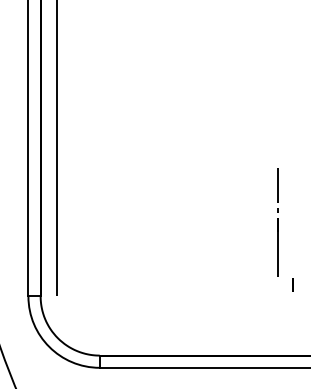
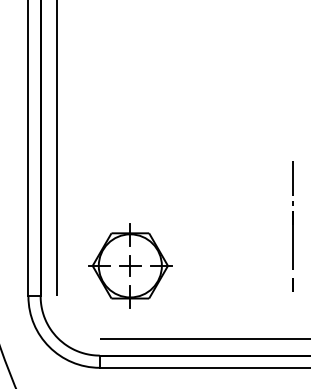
line position: (277, 222) -> (292, 215) (292, 215)
part: none -> present (130, 265)
line: none -> present (203, 339)
